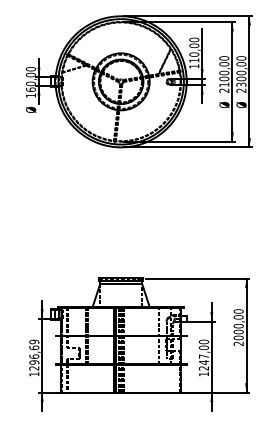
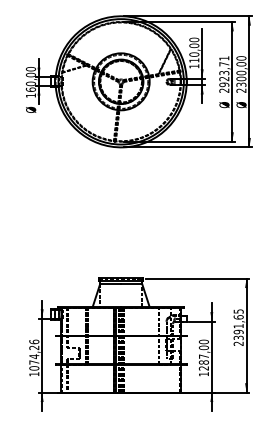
text: 2100,00 -> 2923,71 (224, 71)
text: 2000,00 -> 2391,65 (238, 324)
text: 1296,69 -> 1074,26 (34, 354)
text: 1247,00 -> 1287,00 (203, 362)
